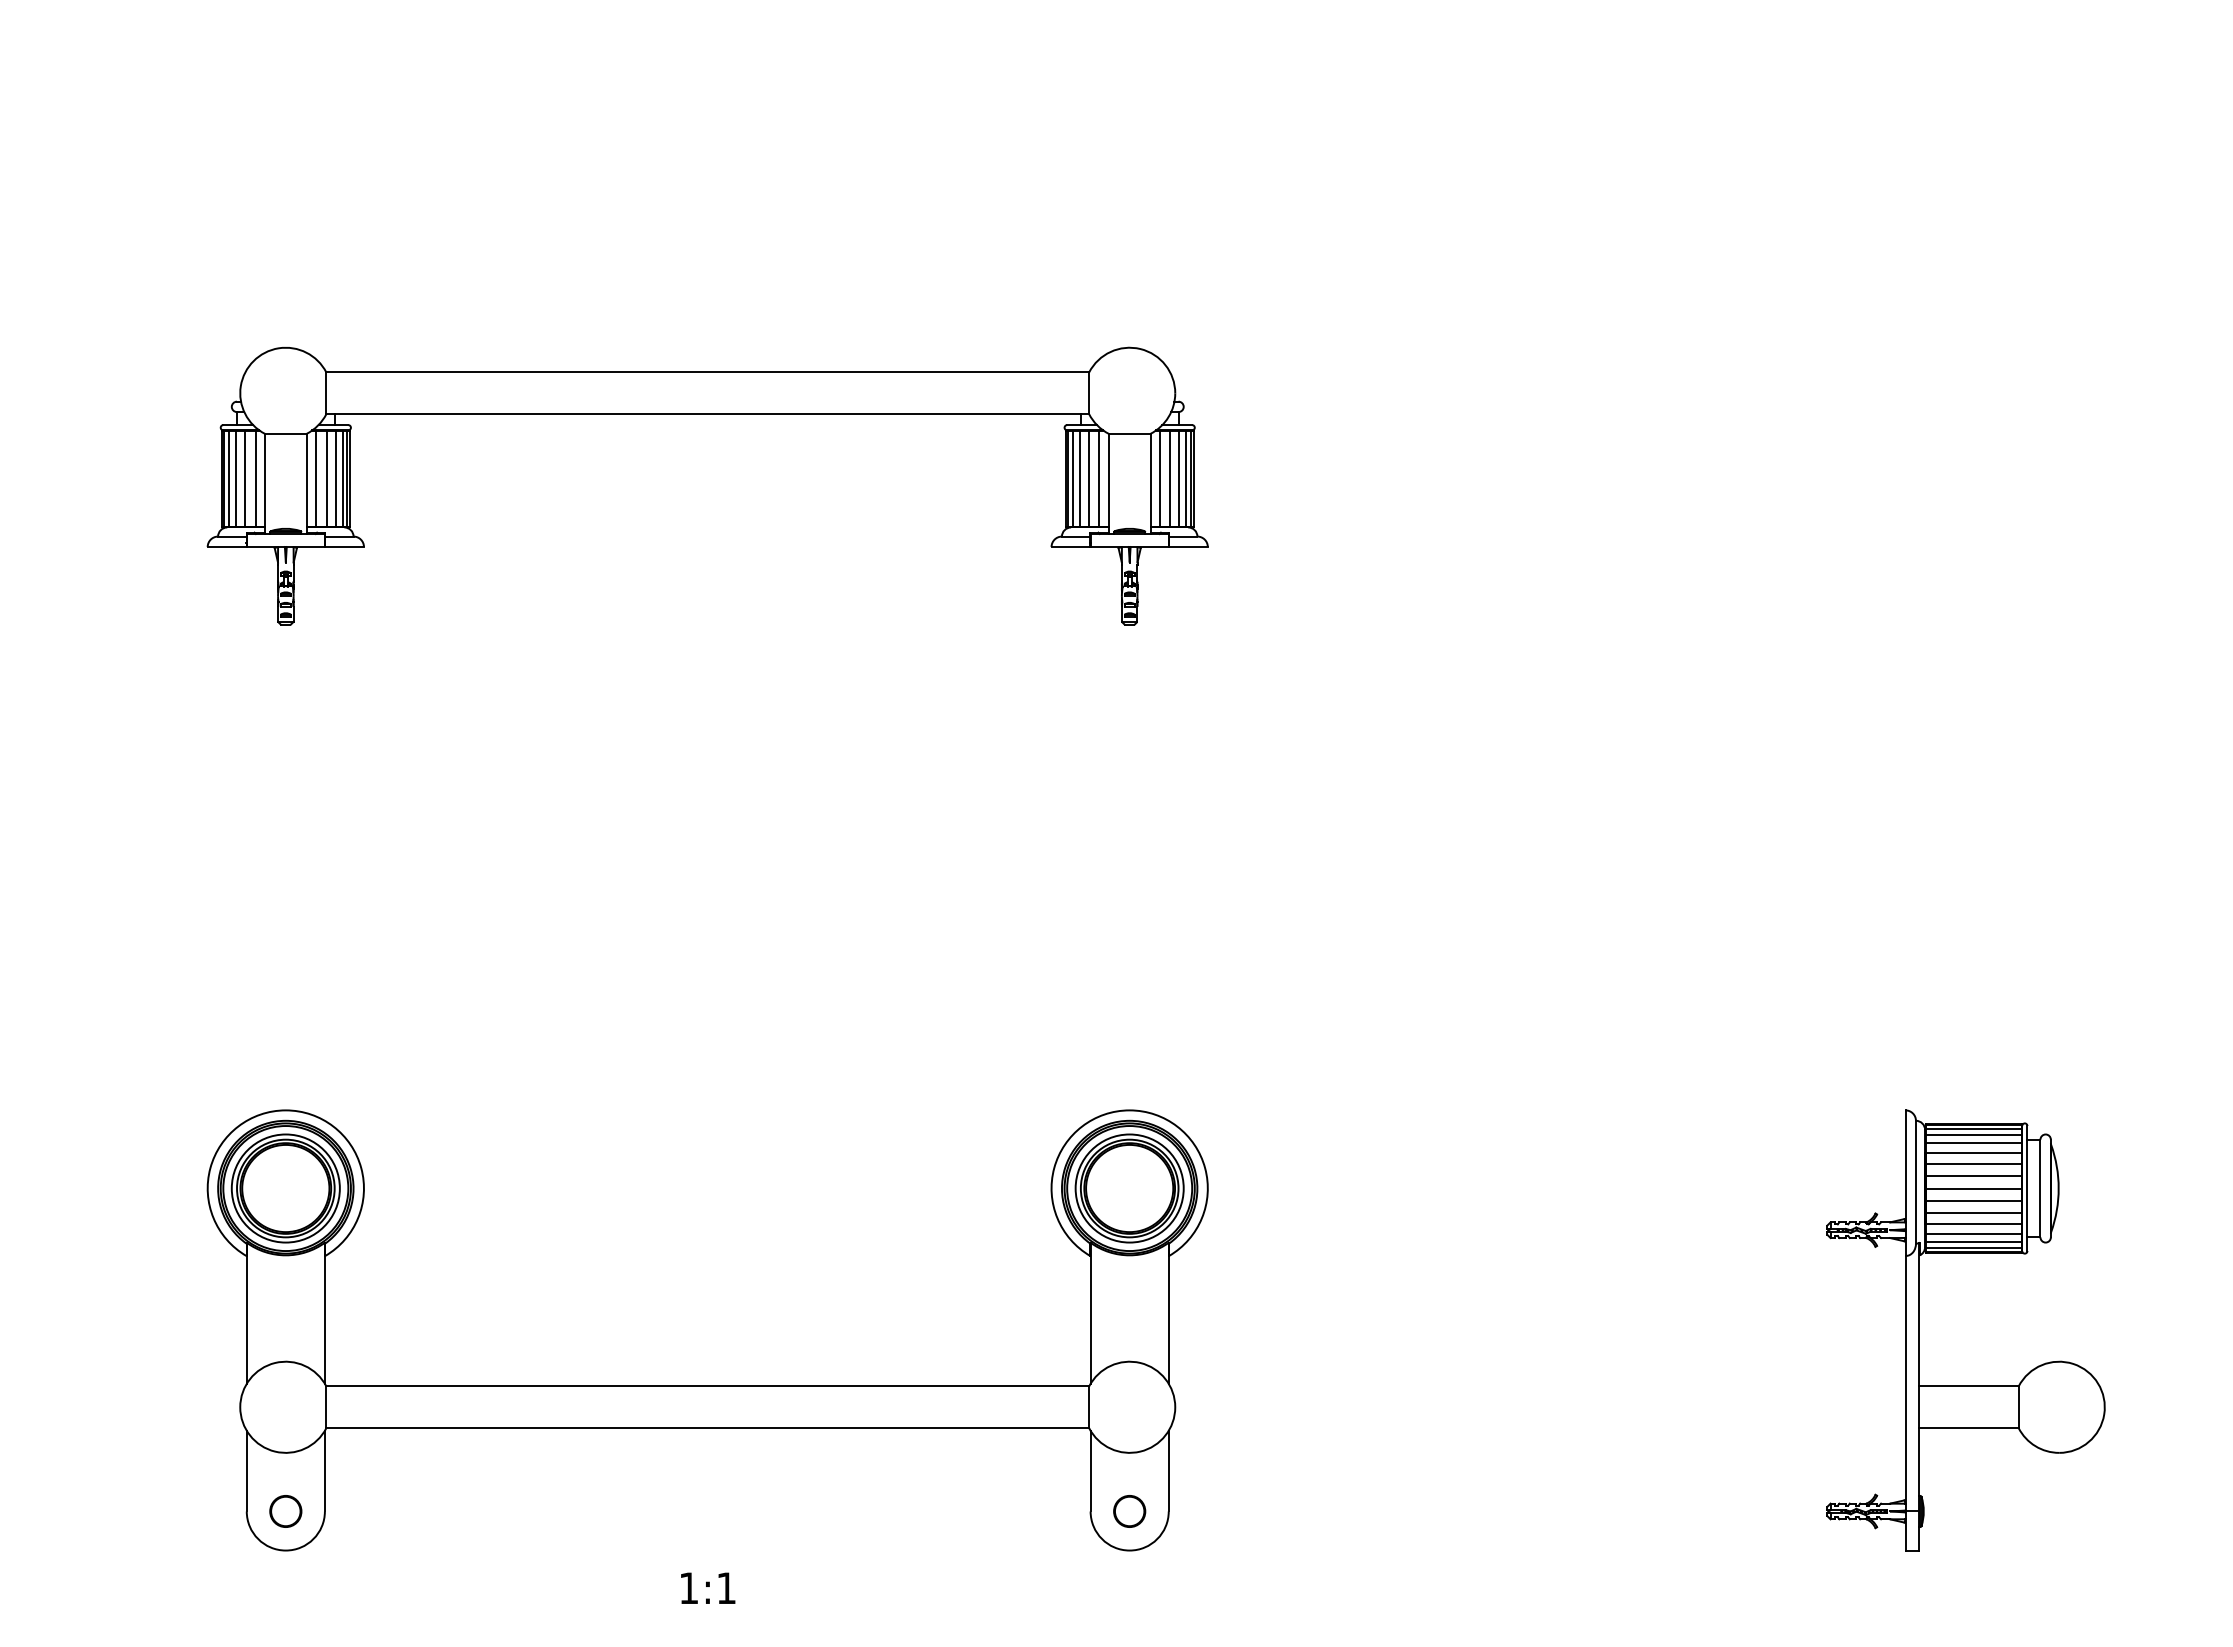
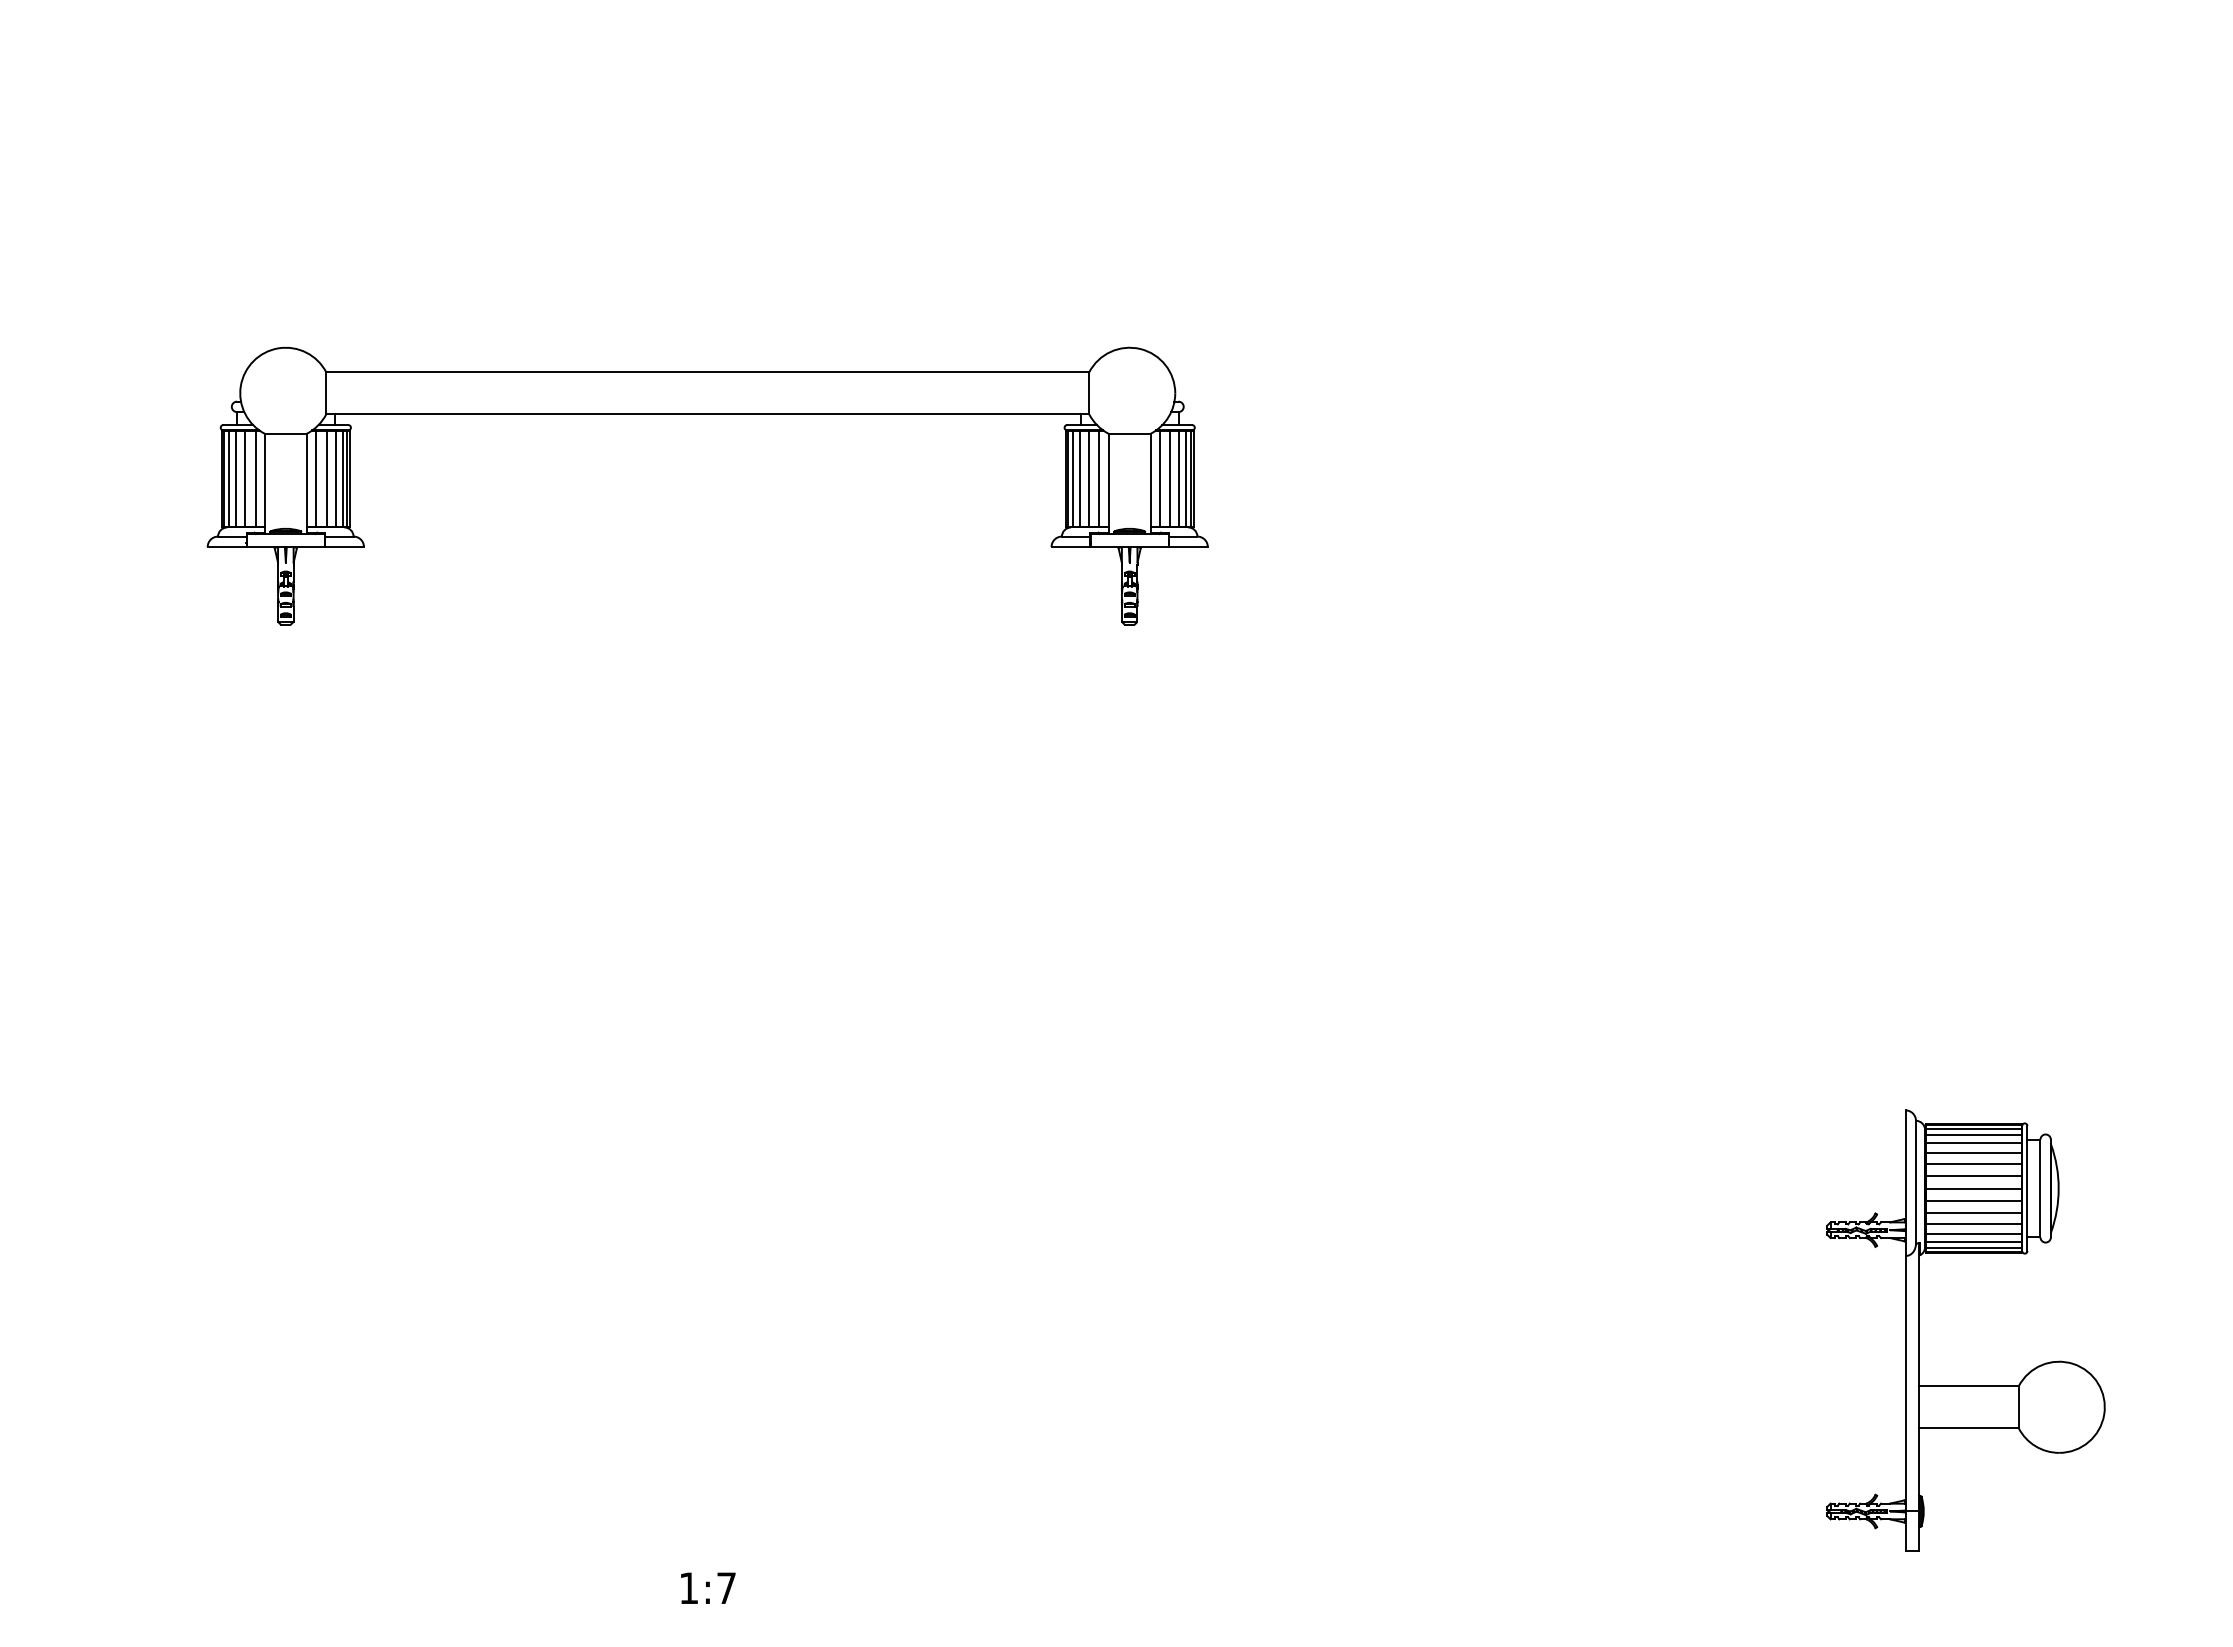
part: present -> none (707, 1385)
text: 1:1 -> 1:7 (726, 1587)
